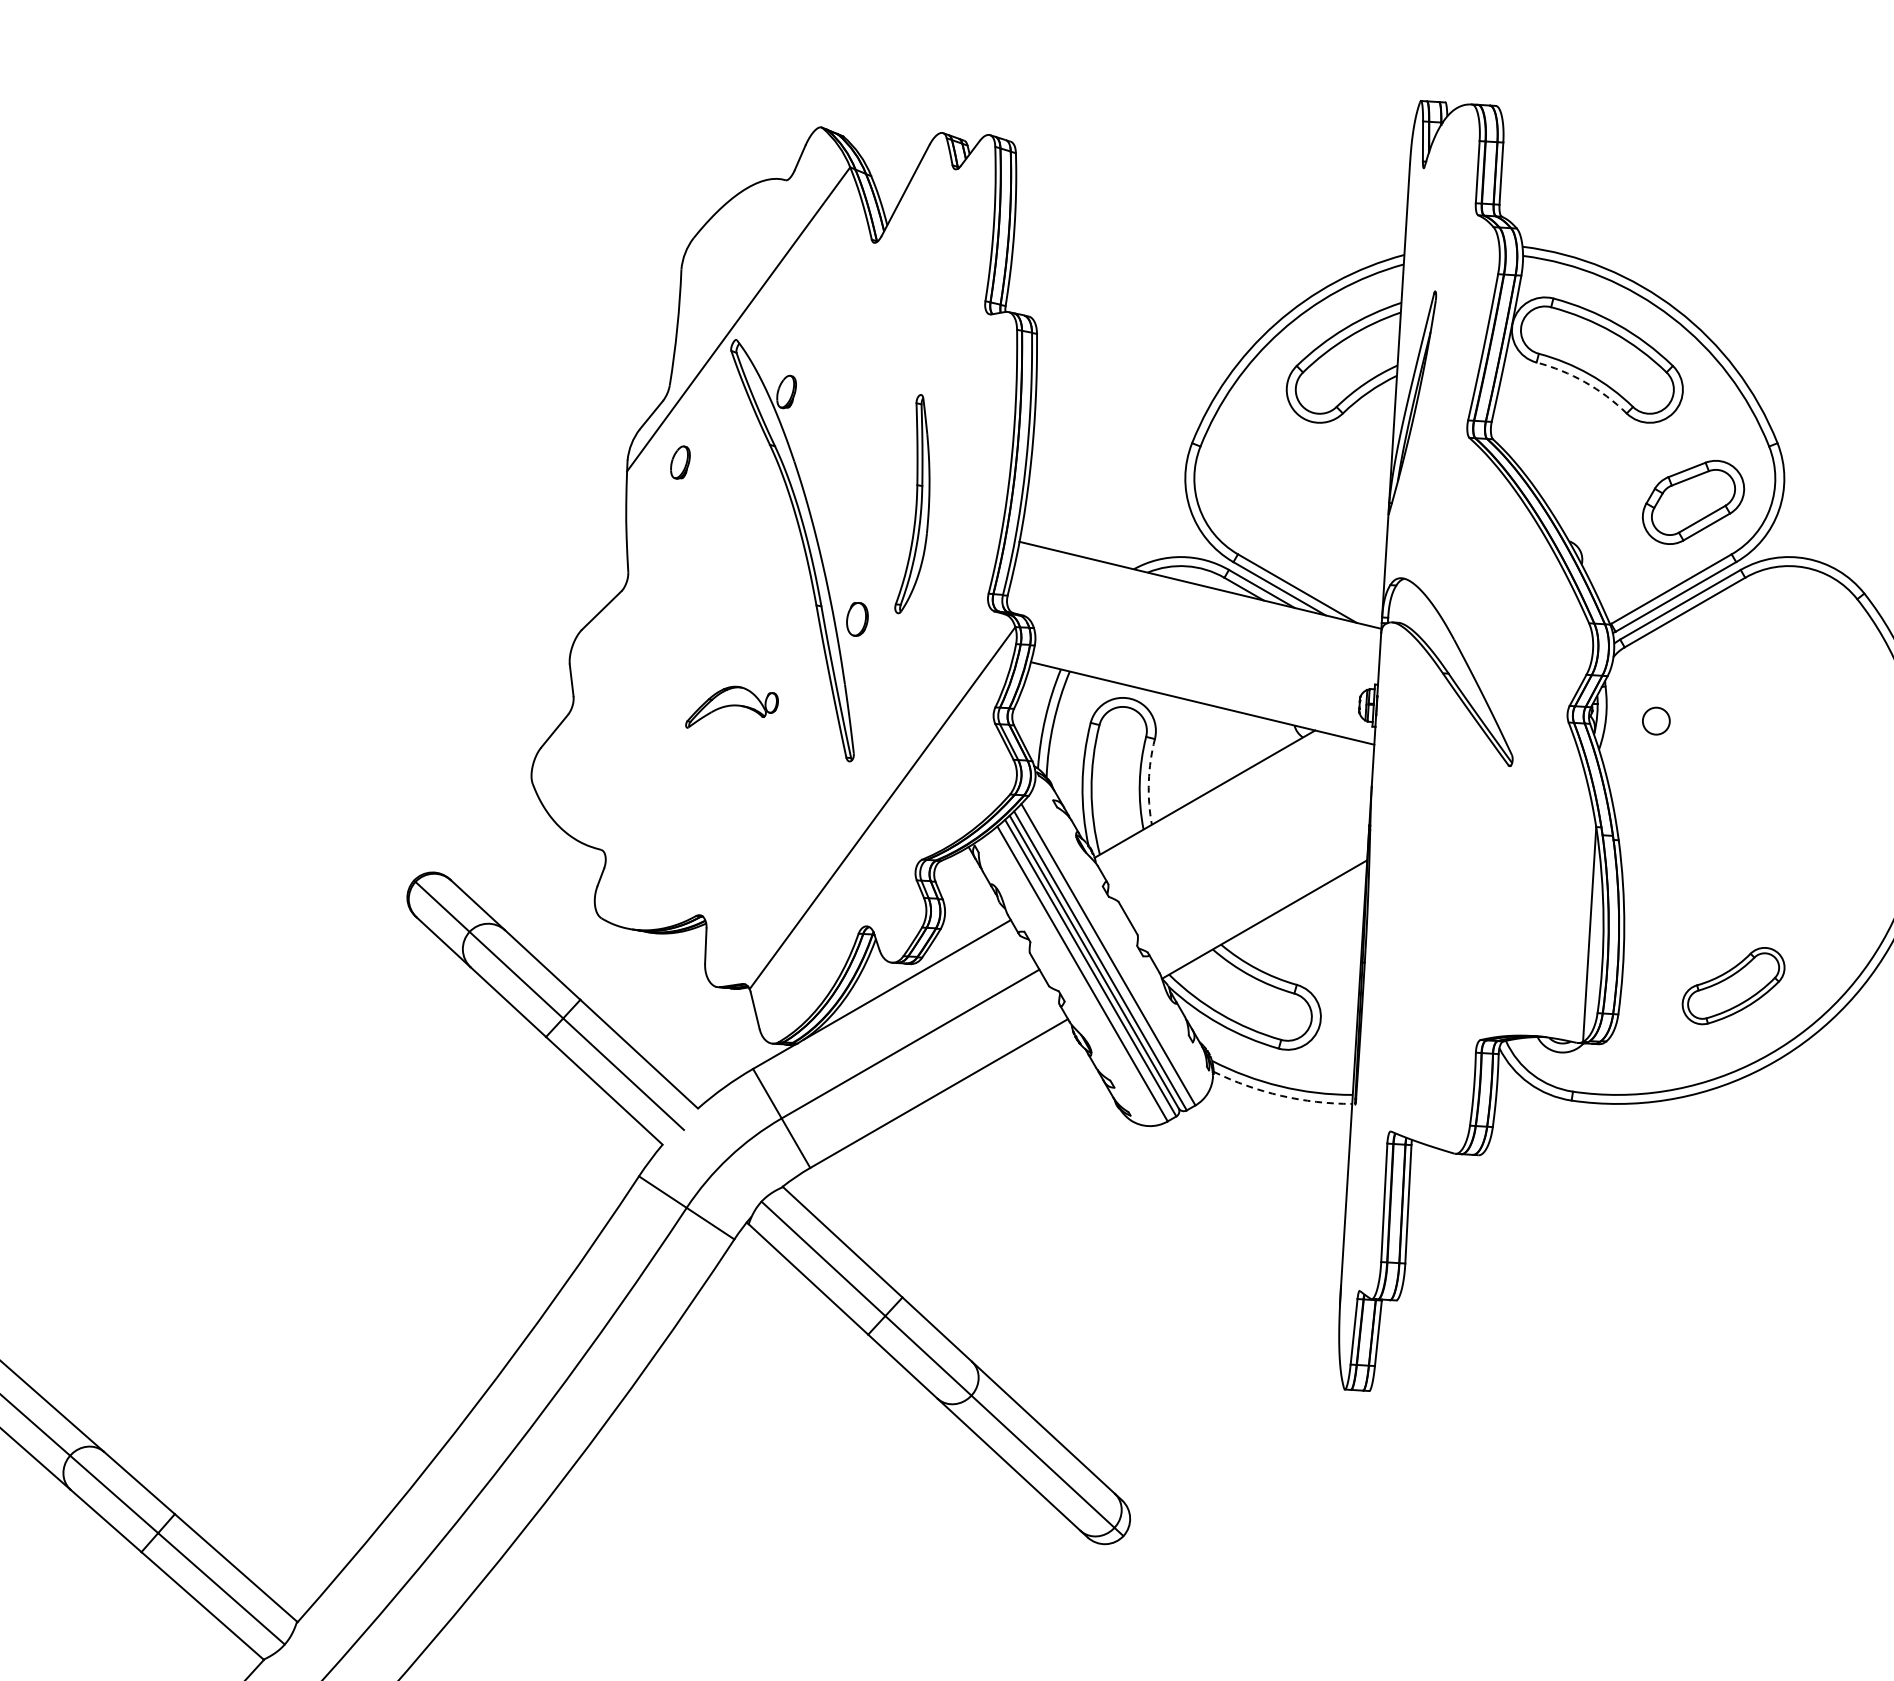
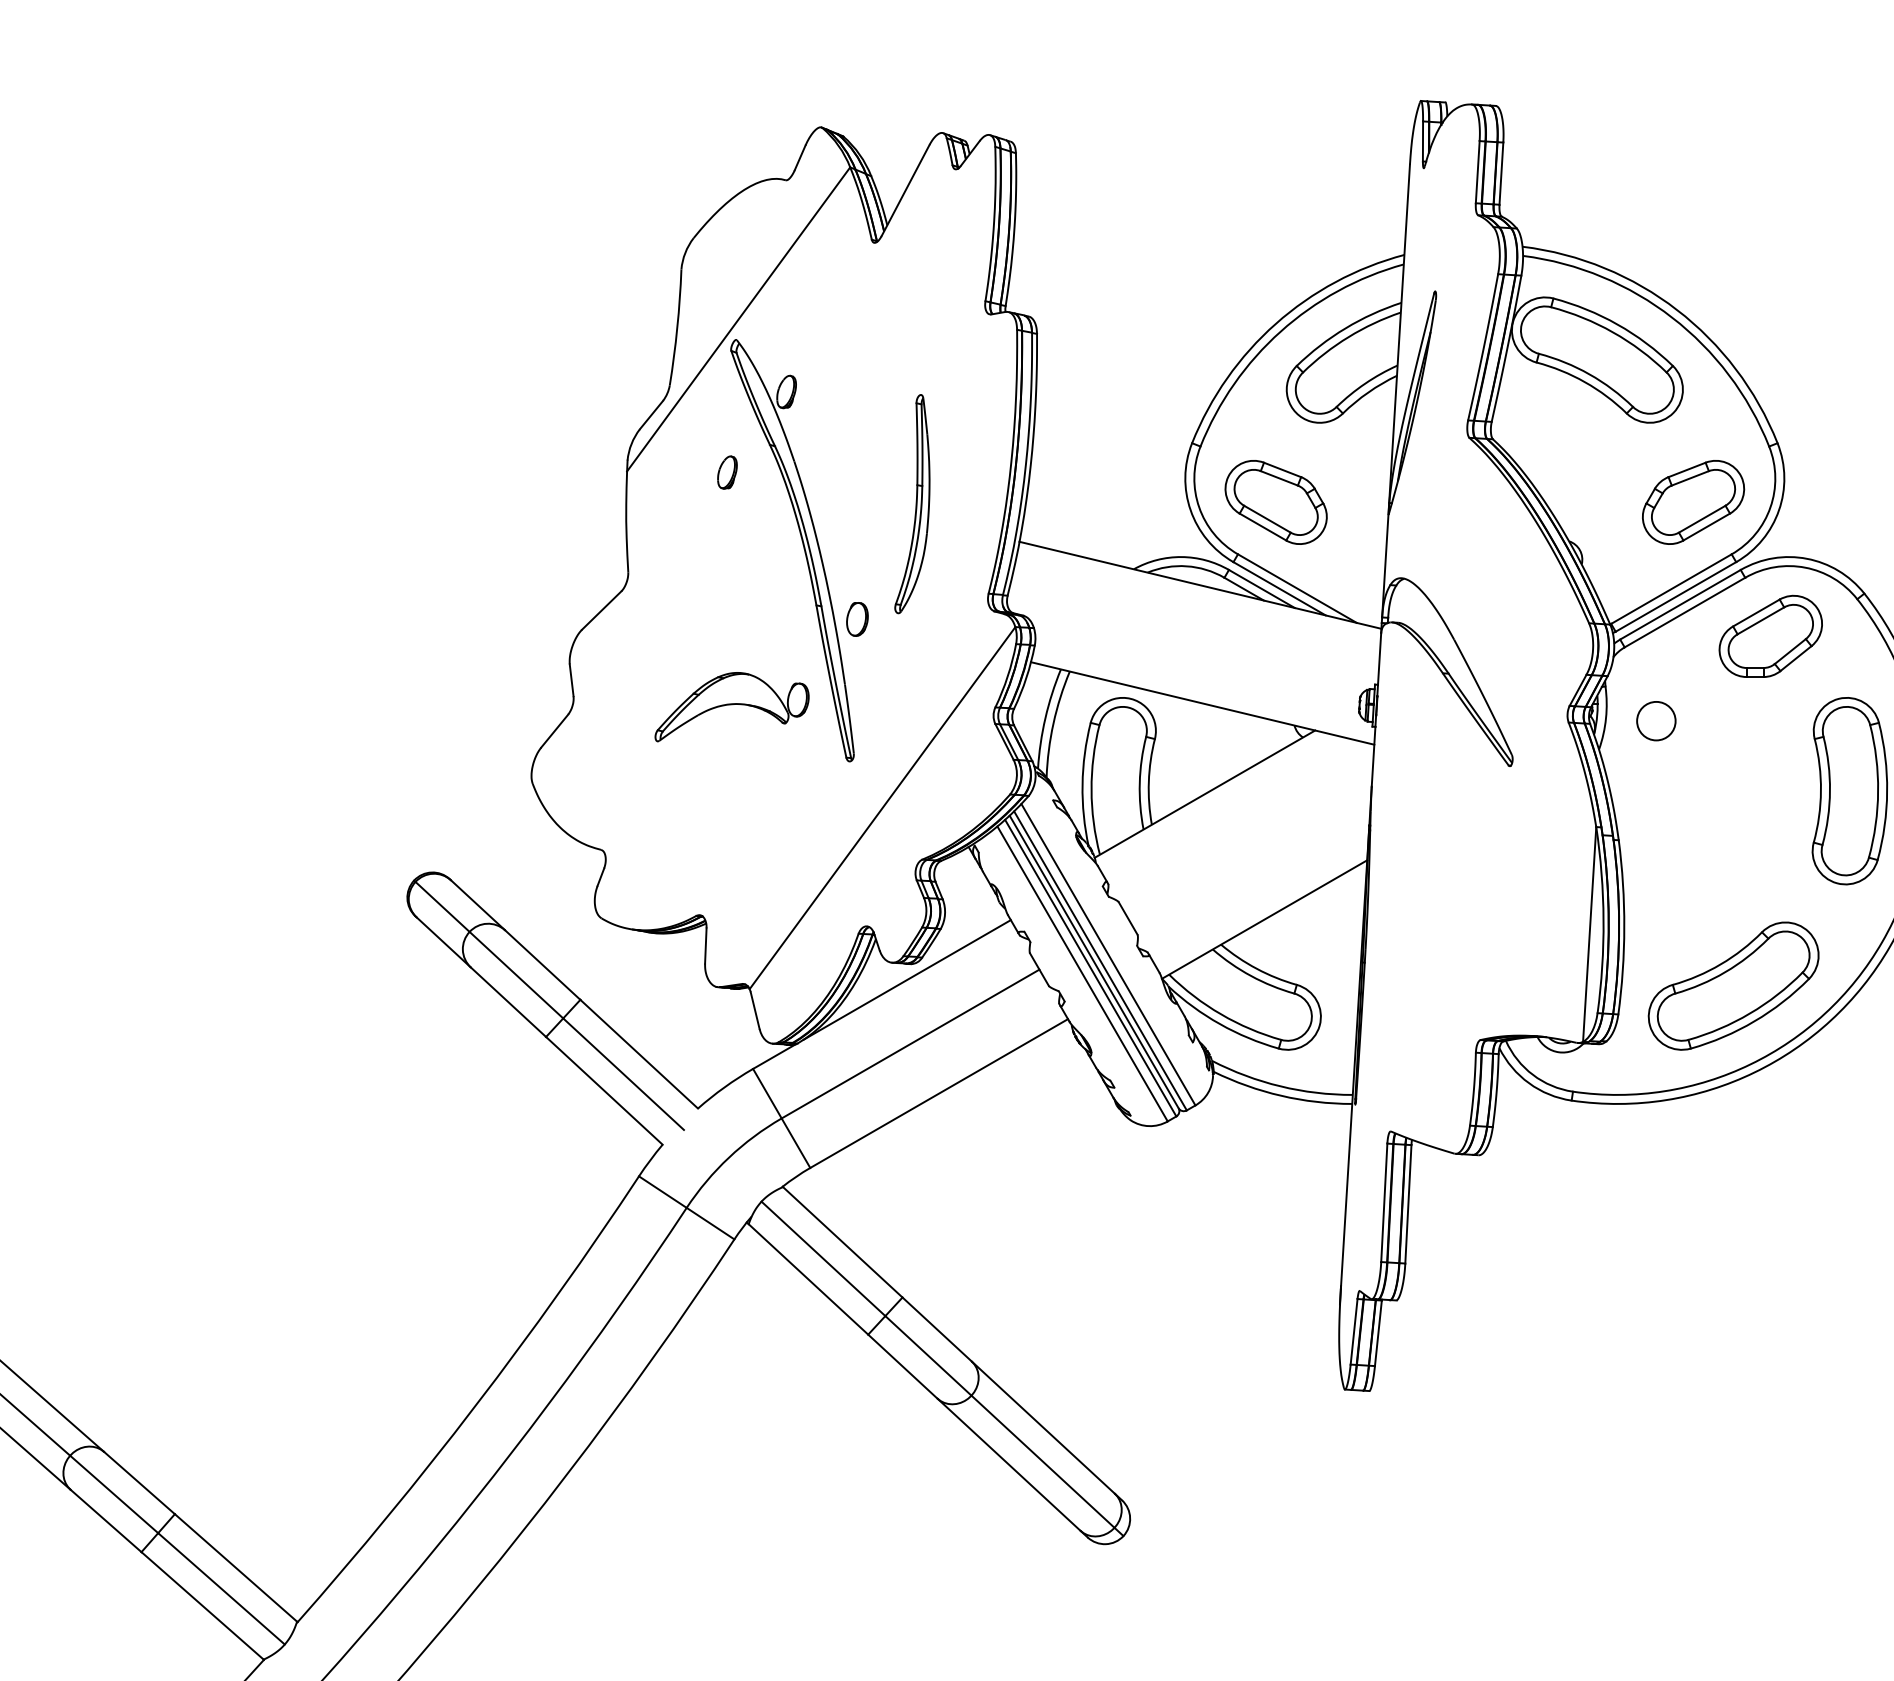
arc: dashed -> solid (1584, 382)
part position: (680, 462) -> (727, 472) (727, 472)
part: none -> present (1275, 502)
part: none -> present (1770, 635)
part size: 94x44 px -> 156x71 px (731, 707)
circle diameter: 27 px -> 39 px (1656, 720)
arc: dashed -> solid (1148, 781)
part: none -> present (1849, 791)
part size: 105x79 px -> 173x130 px (1733, 985)
arc: dashed -> solid (1281, 1095)
